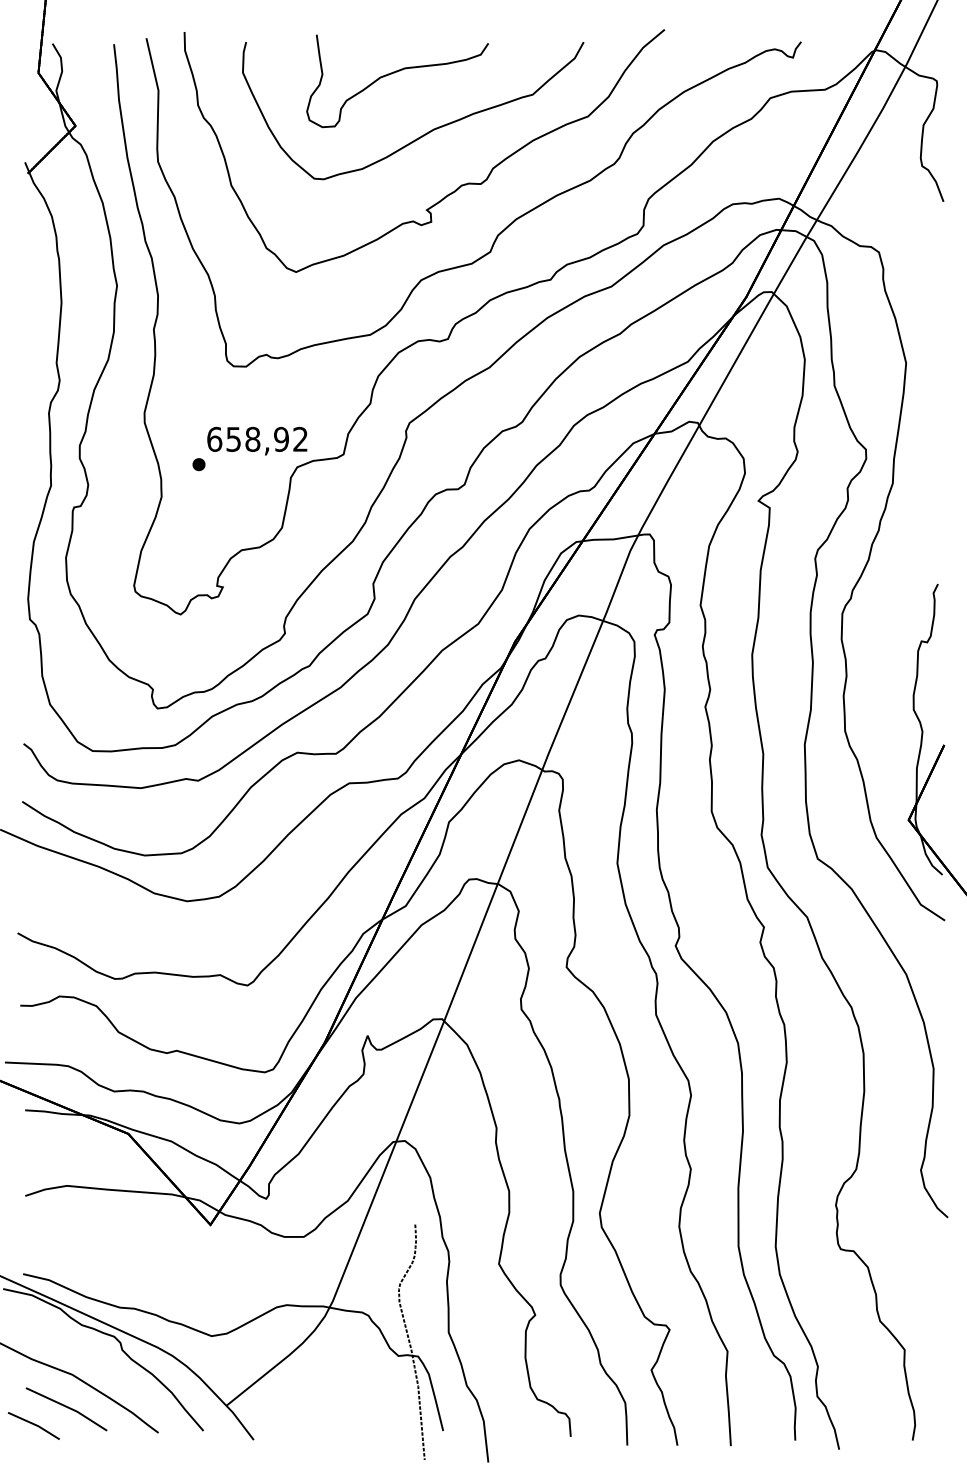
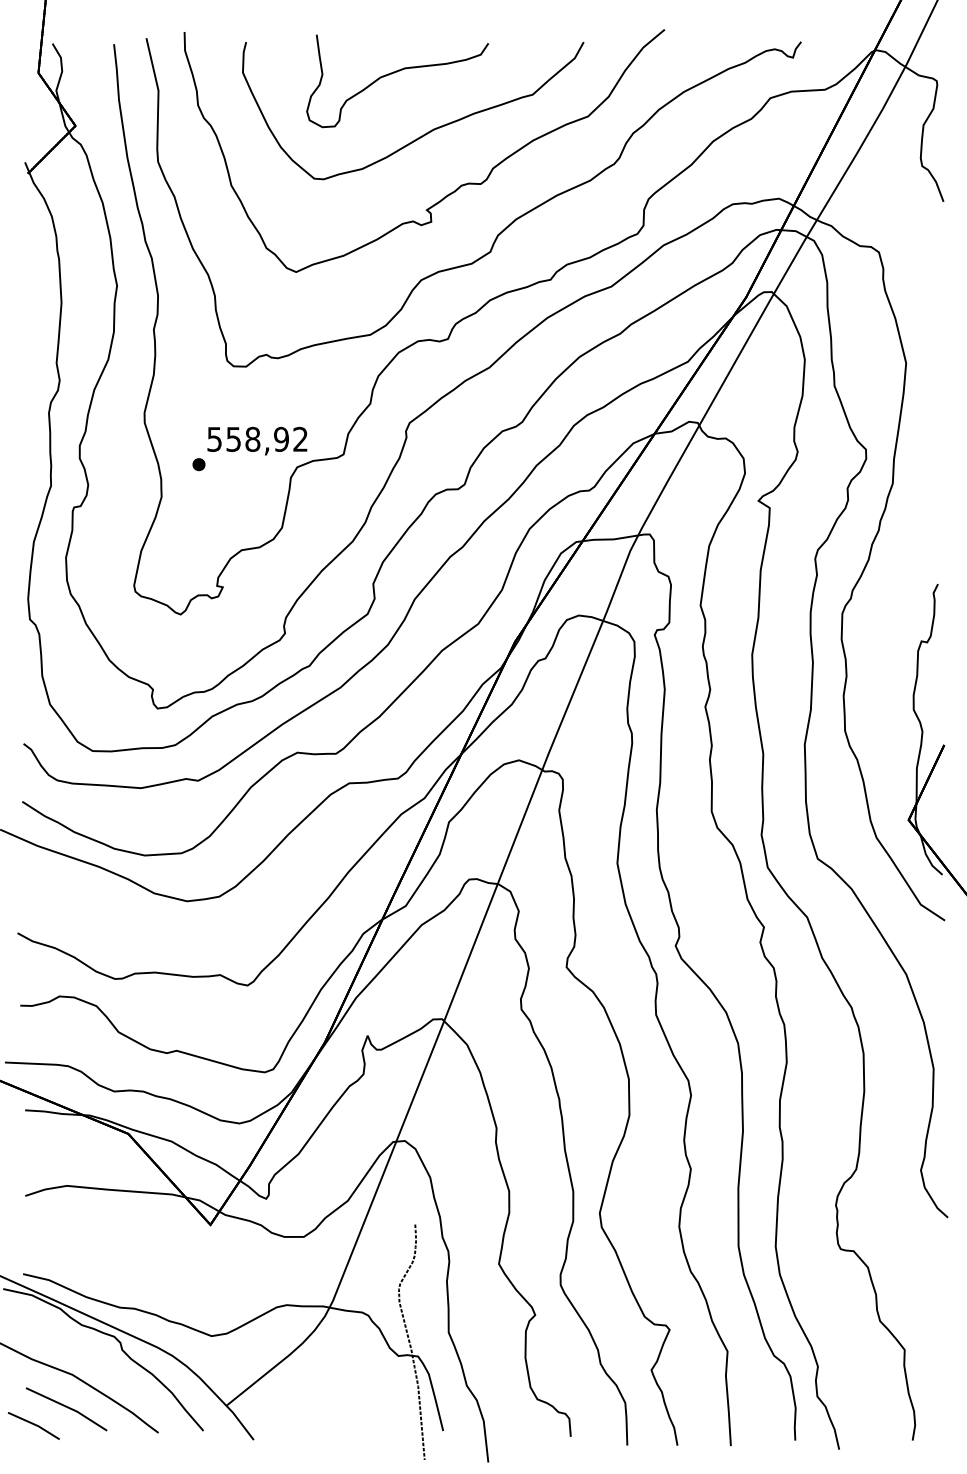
text: 658,92 -> 558,92 (214, 438)
